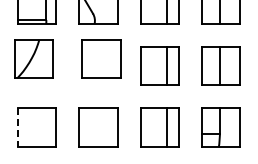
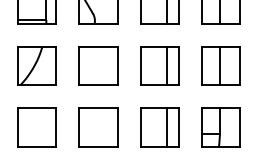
part position: (33, 58) -> (36, 65) (36, 65)
part position: (101, 58) -> (98, 65) (98, 65)
line: dashed -> solid (18, 128)
